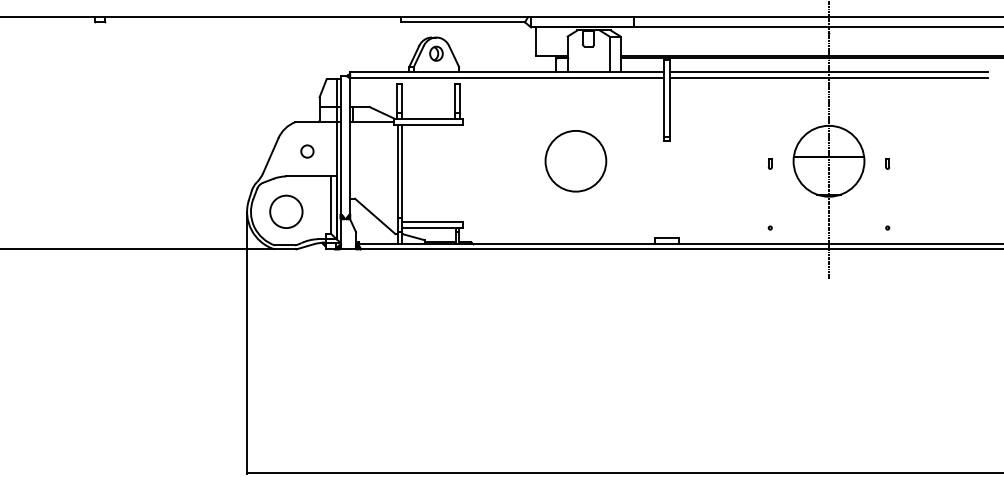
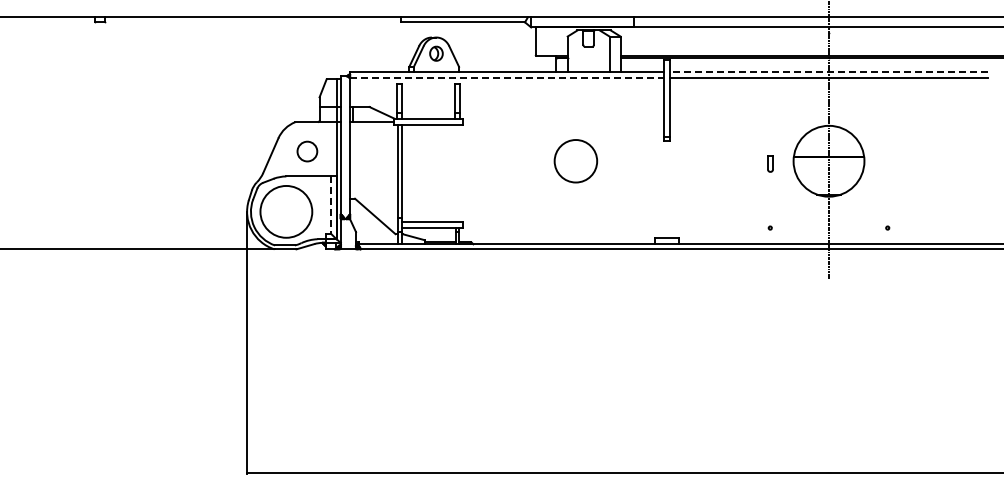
line: solid -> dashed (829, 71)
line: solid -> dashed (506, 78)
circle size: 15x15 px -> 23x23 px (307, 151)
circle diameter: 61 px -> 43 px (575, 161)
part size: 6x12 px -> 7x18 px (770, 163)
part: present -> none (887, 163)
line: solid -> dashed (331, 205)
circle diameter: 32 px -> 52 px (286, 211)
